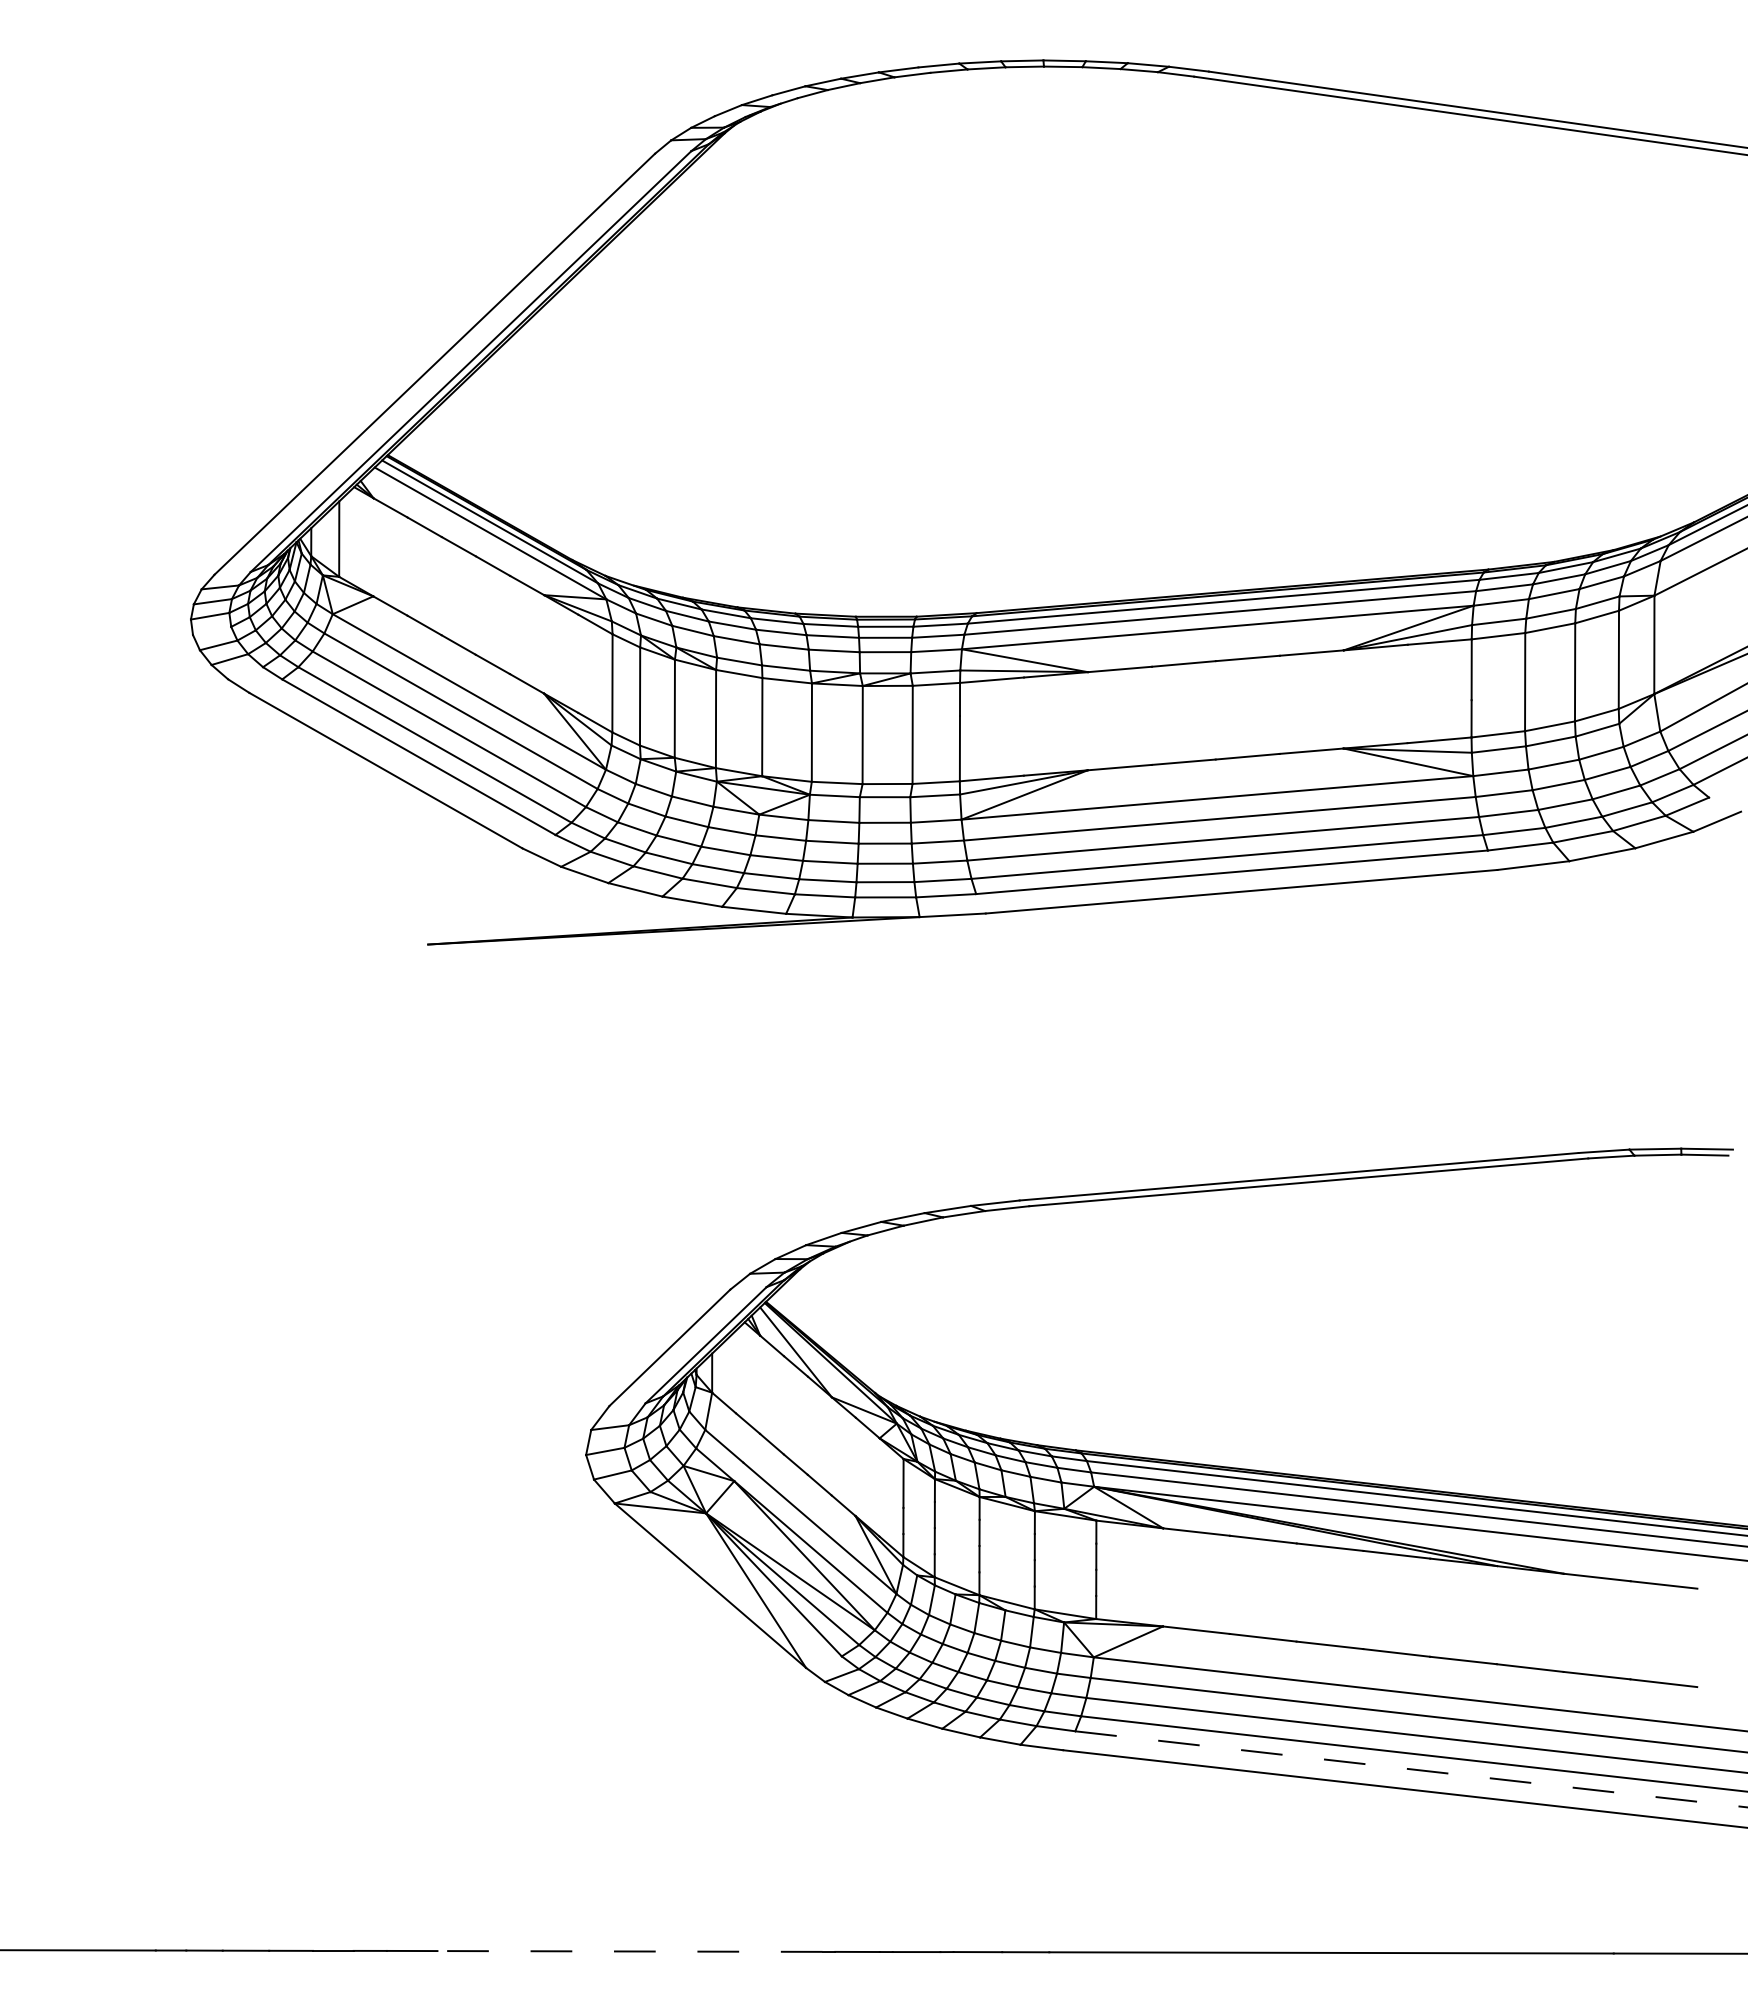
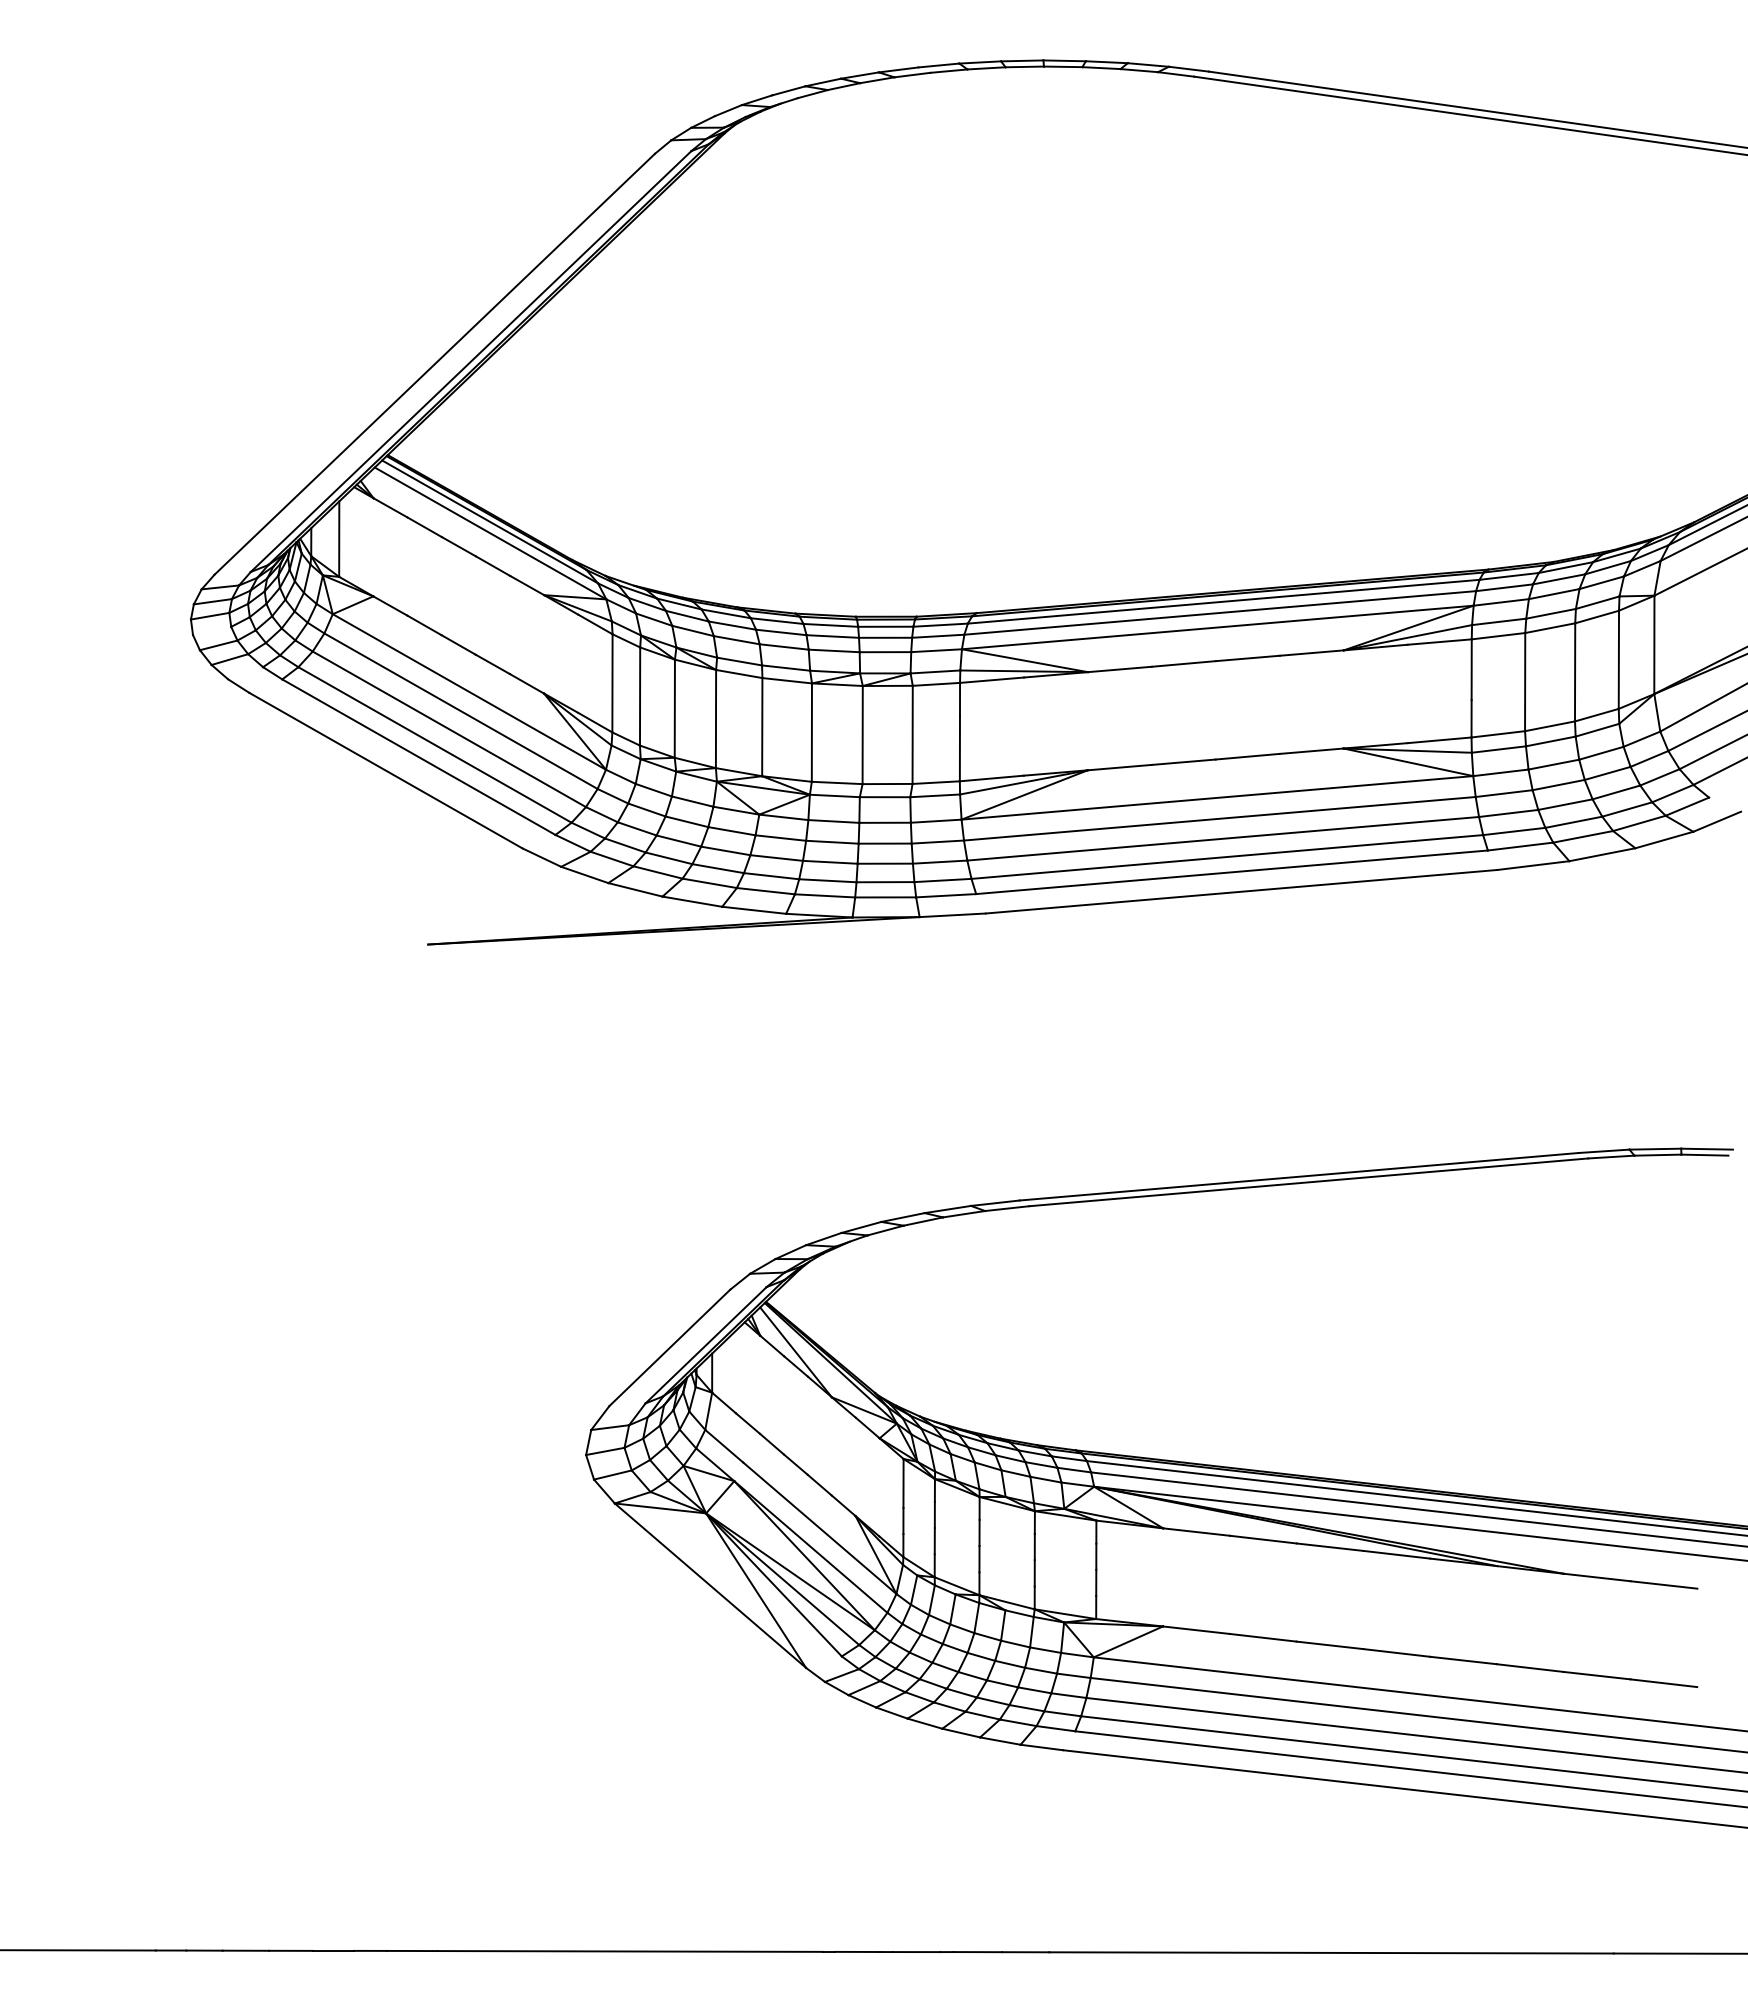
line: dashed -> solid (1411, 1769)
line: dashed -> solid (630, 1951)
